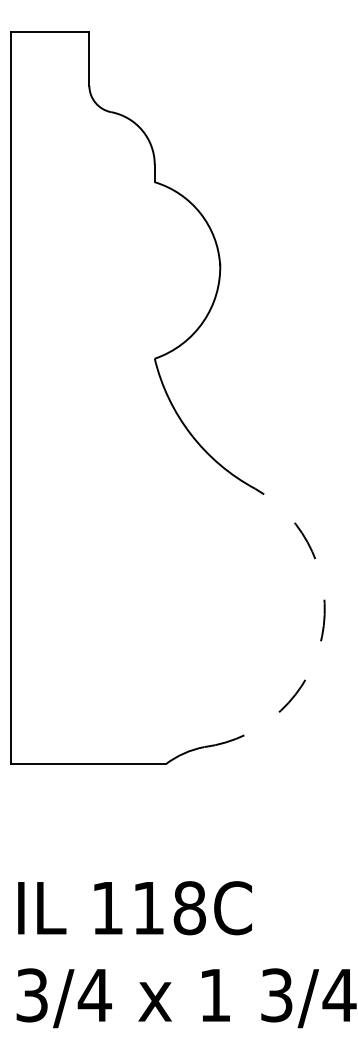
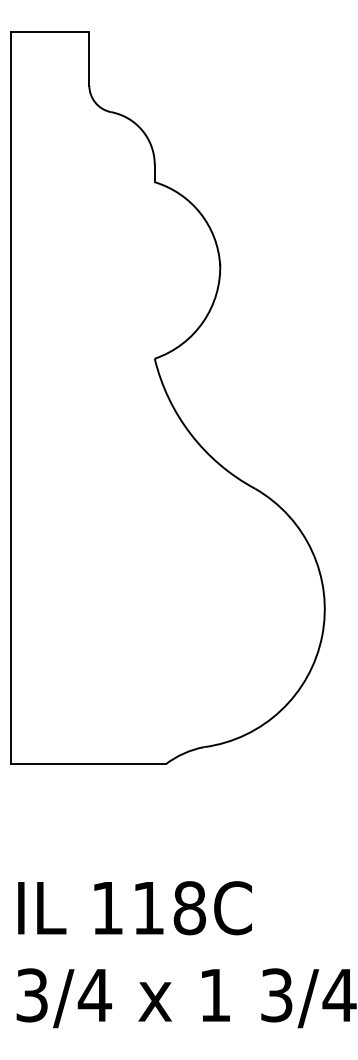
arc: dashed -> solid (322, 636)
